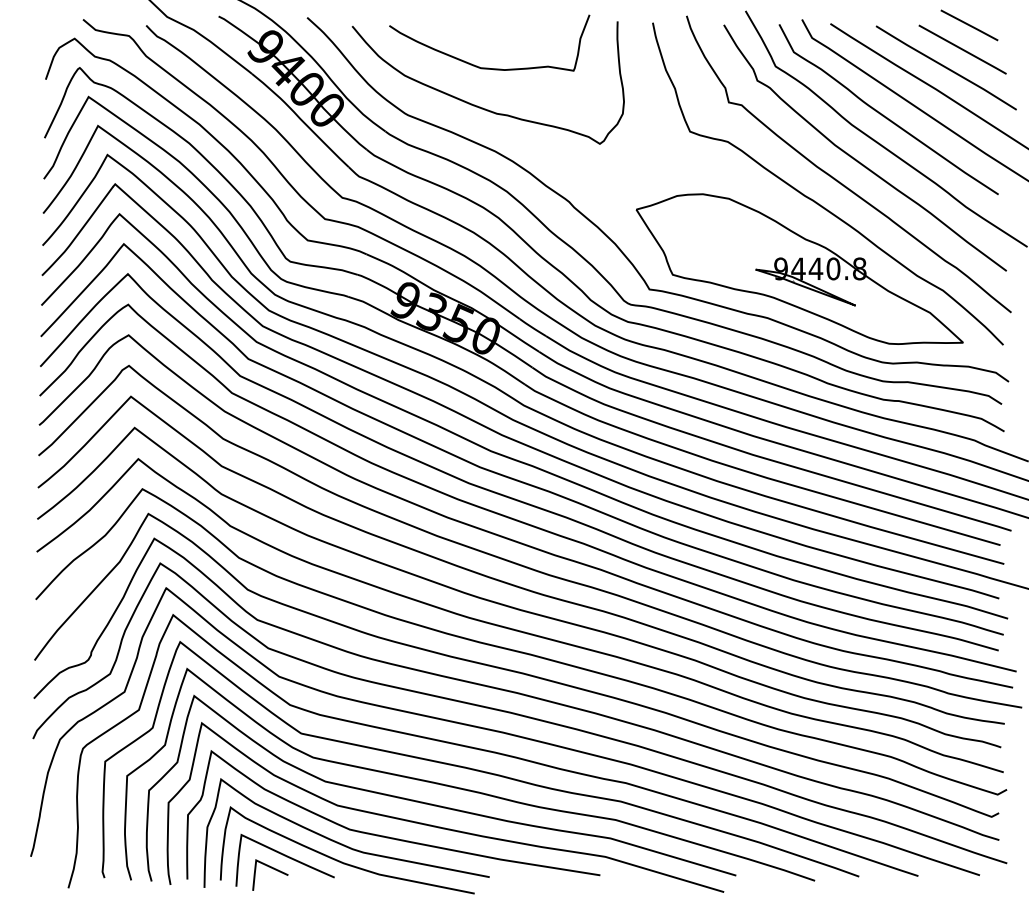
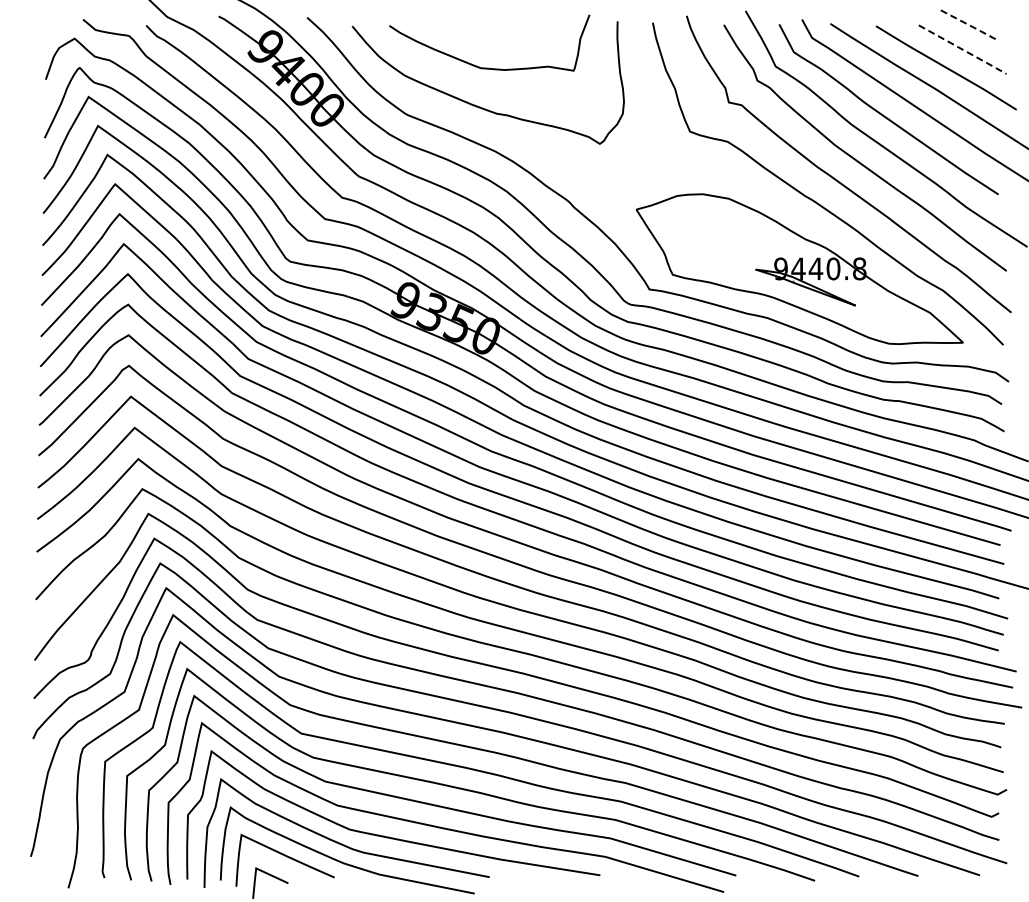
line: solid -> dashed (970, 25)
line: solid -> dashed (963, 49)
line position: (273, 869) -> (273, 877) (273, 877)
